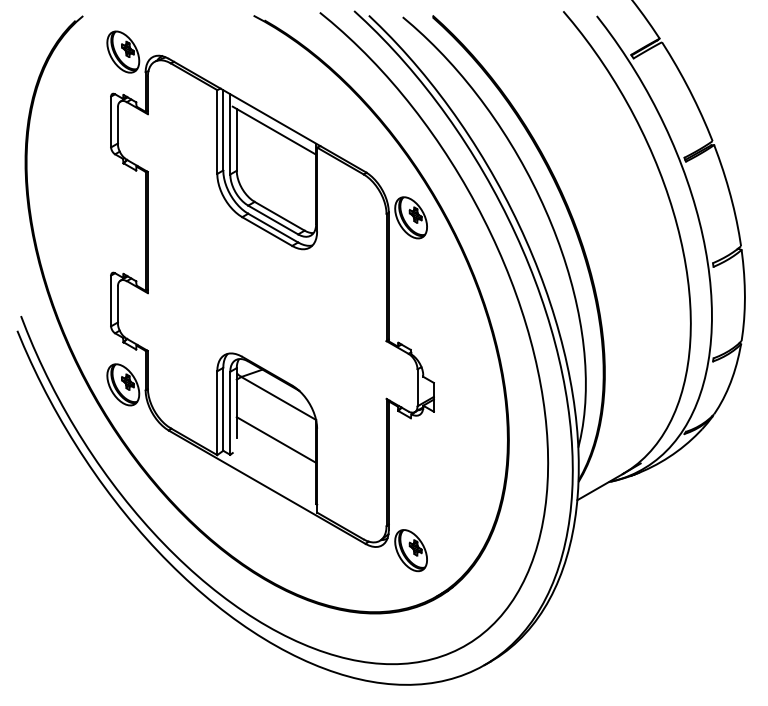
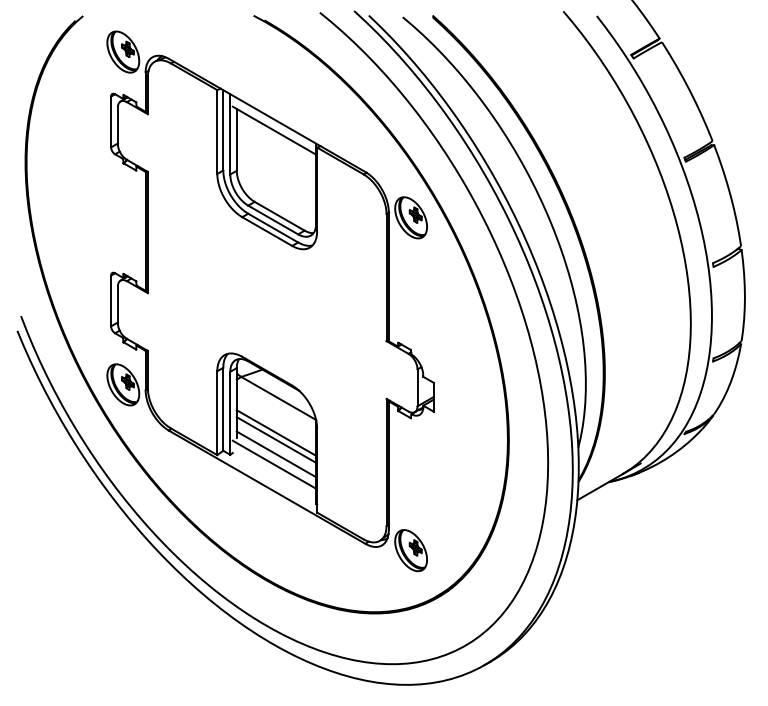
line: none -> present (276, 432)
line: none -> present (276, 454)
line: none -> present (274, 464)
